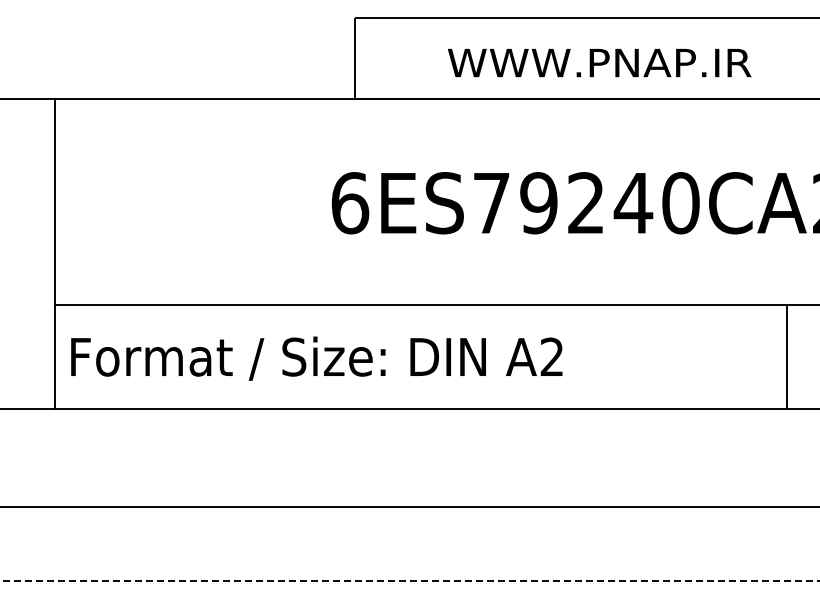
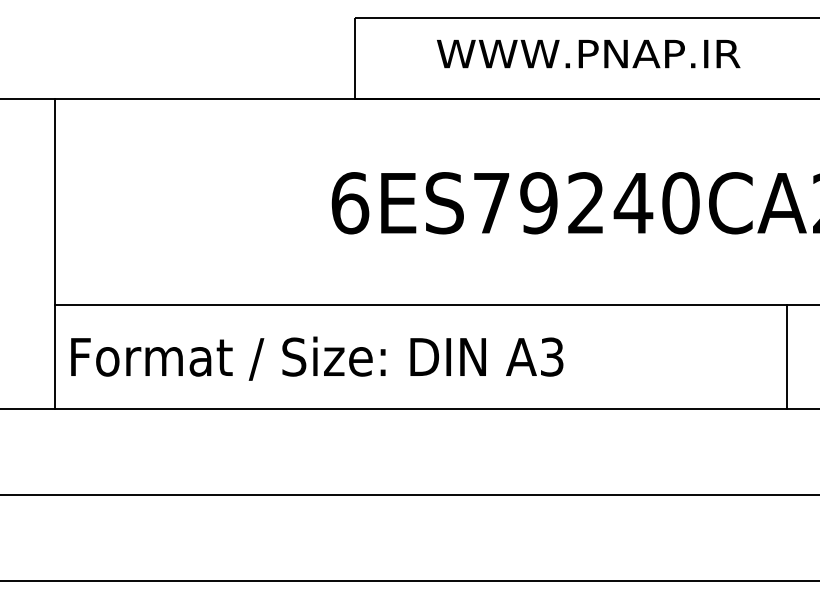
text position: (599, 63) -> (588, 54) (588, 54)
text: A2 -> A3 (551, 356)
line position: (409, 506) -> (409, 494) (409, 494)
line: dashed -> solid (410, 580)
